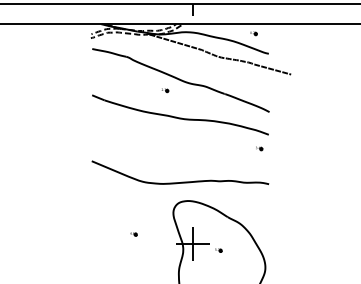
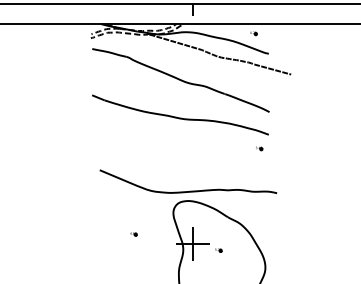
part: present -> none (165, 90)
curve position: (181, 181) -> (189, 190) (189, 190)
